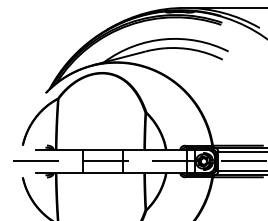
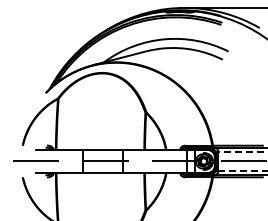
line: solid -> dashed (243, 152)
line: solid -> dashed (243, 170)
